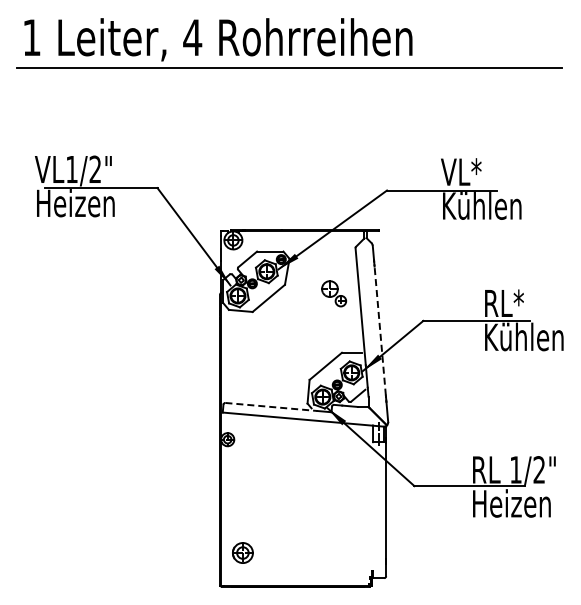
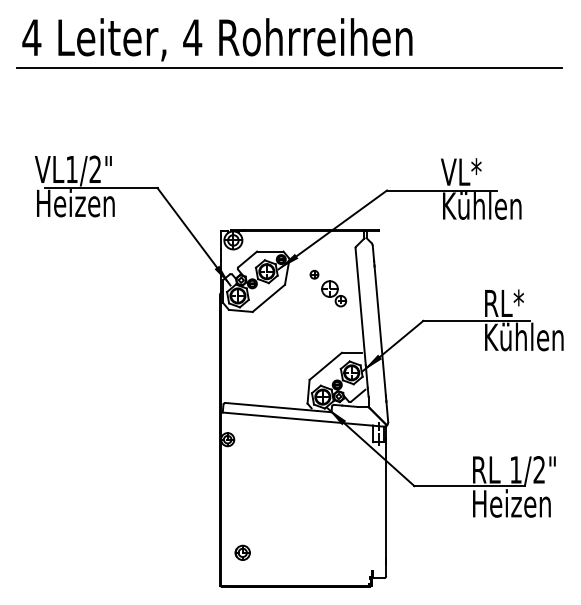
text: 1 -> 4 (31, 37)
part: none -> present (314, 274)
line: dashed -> solid (380, 331)
line: dashed -> solid (271, 407)
part size: 22x22 px -> 17x17 px (242, 552)
